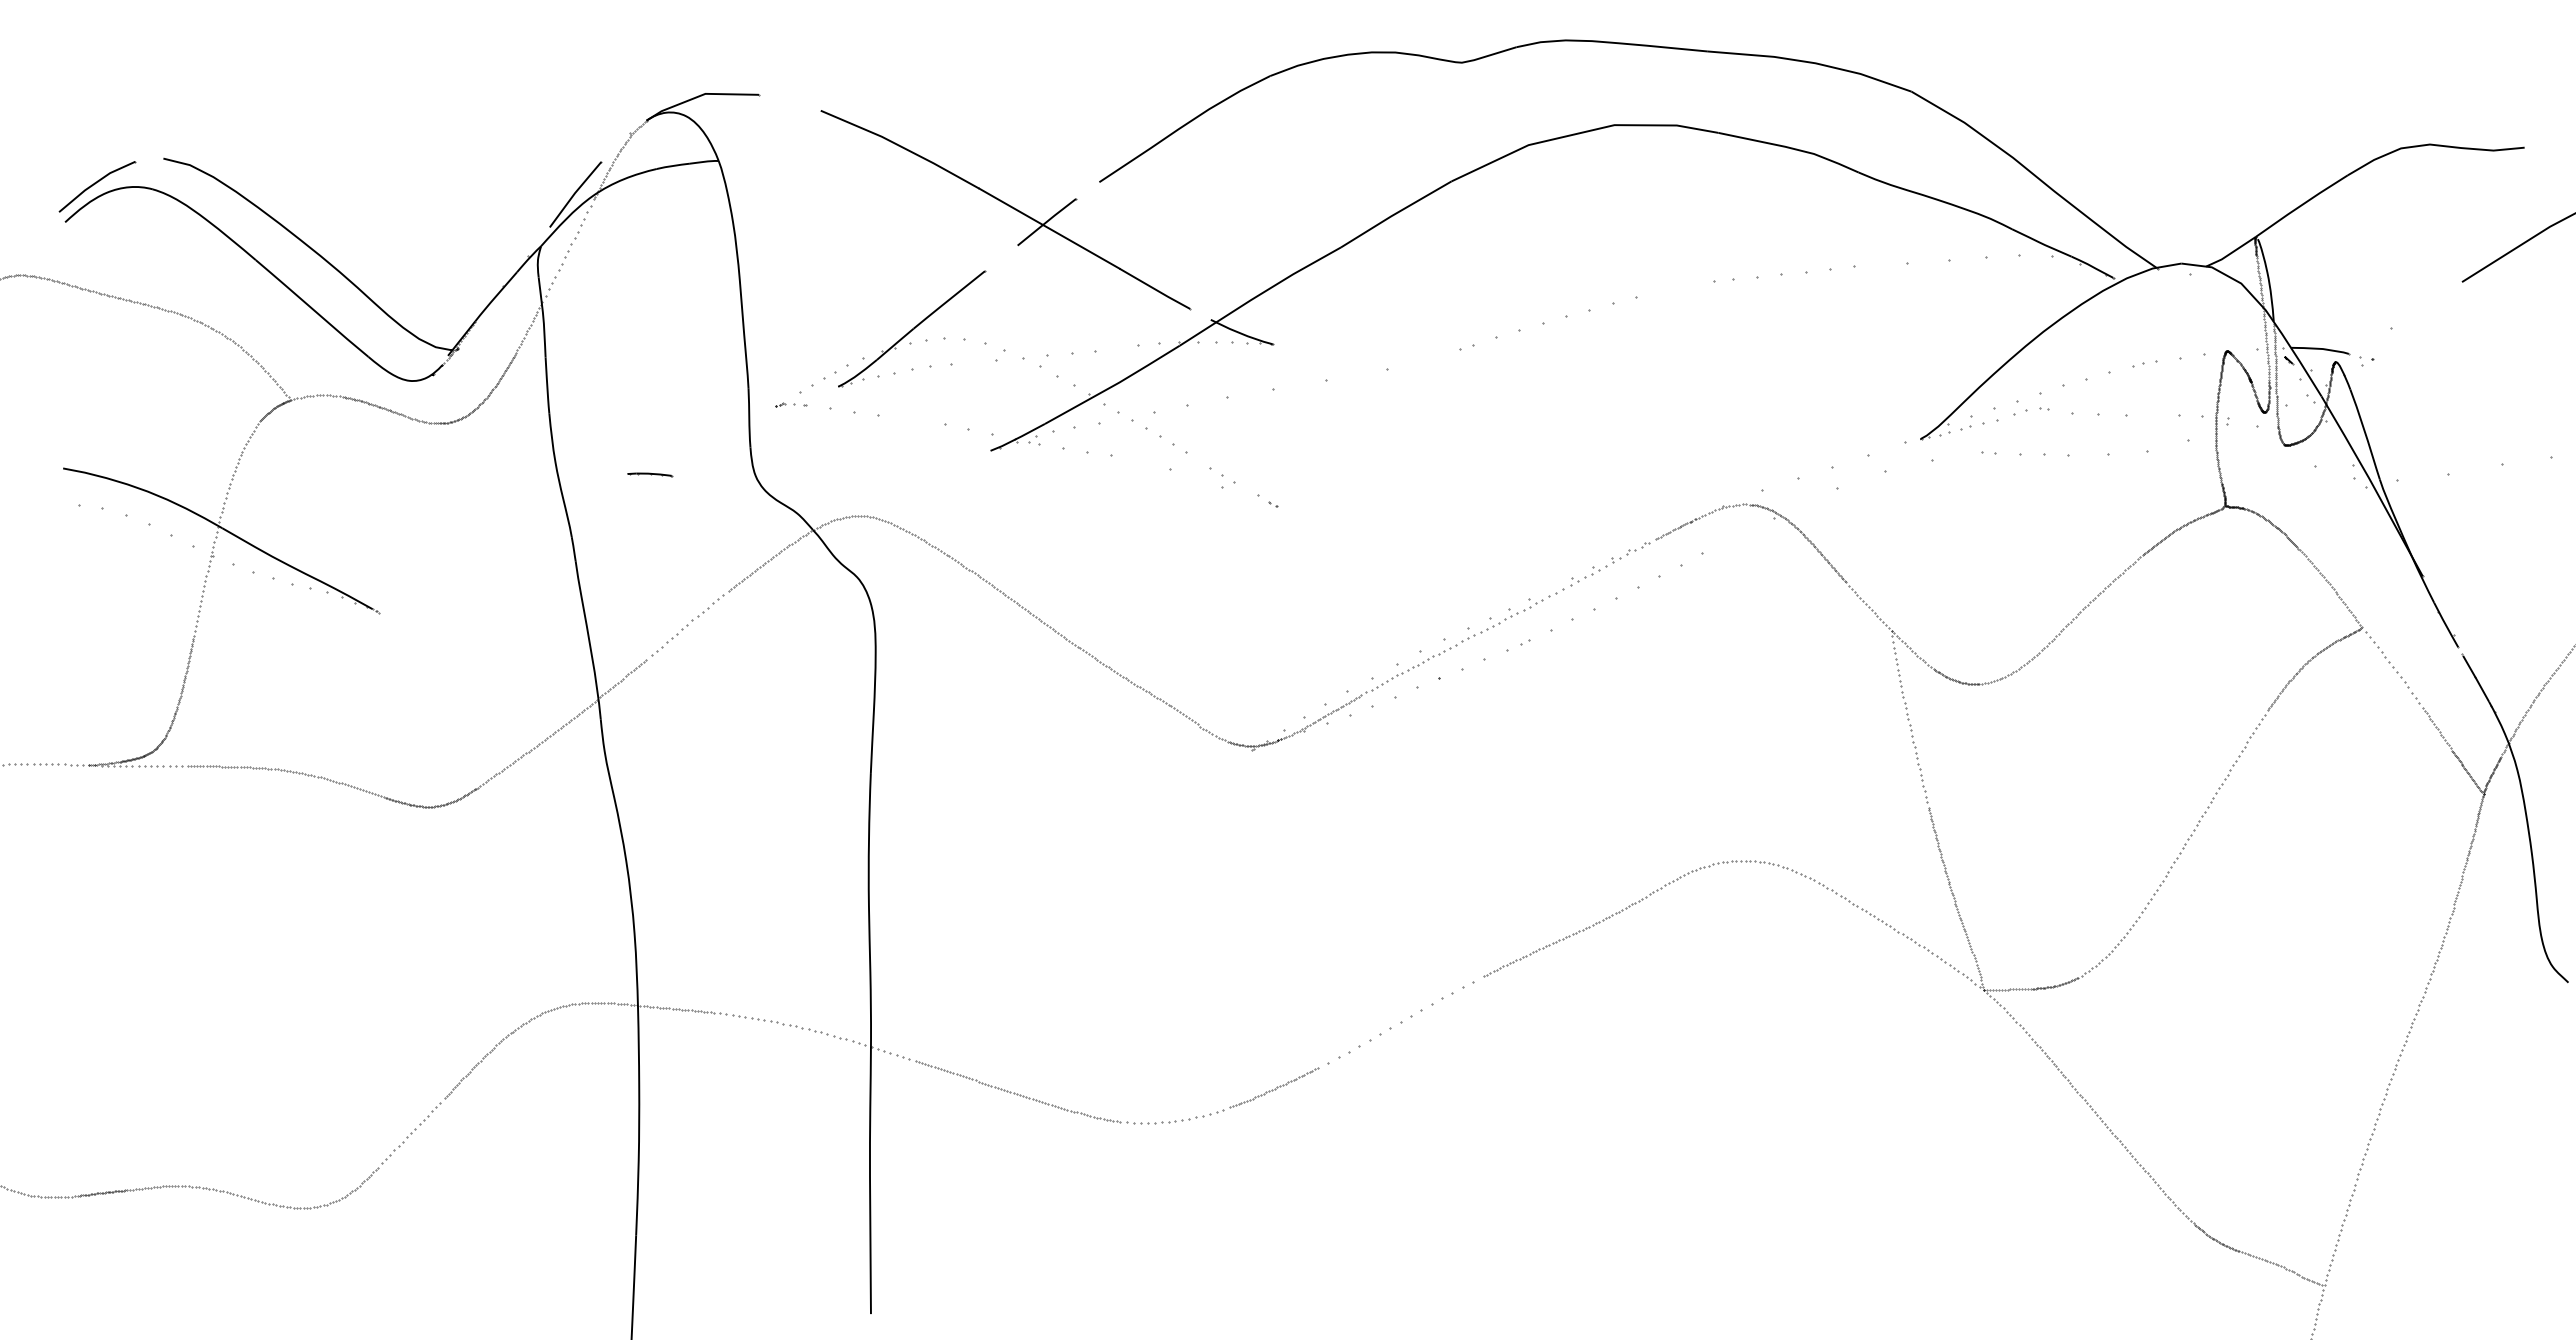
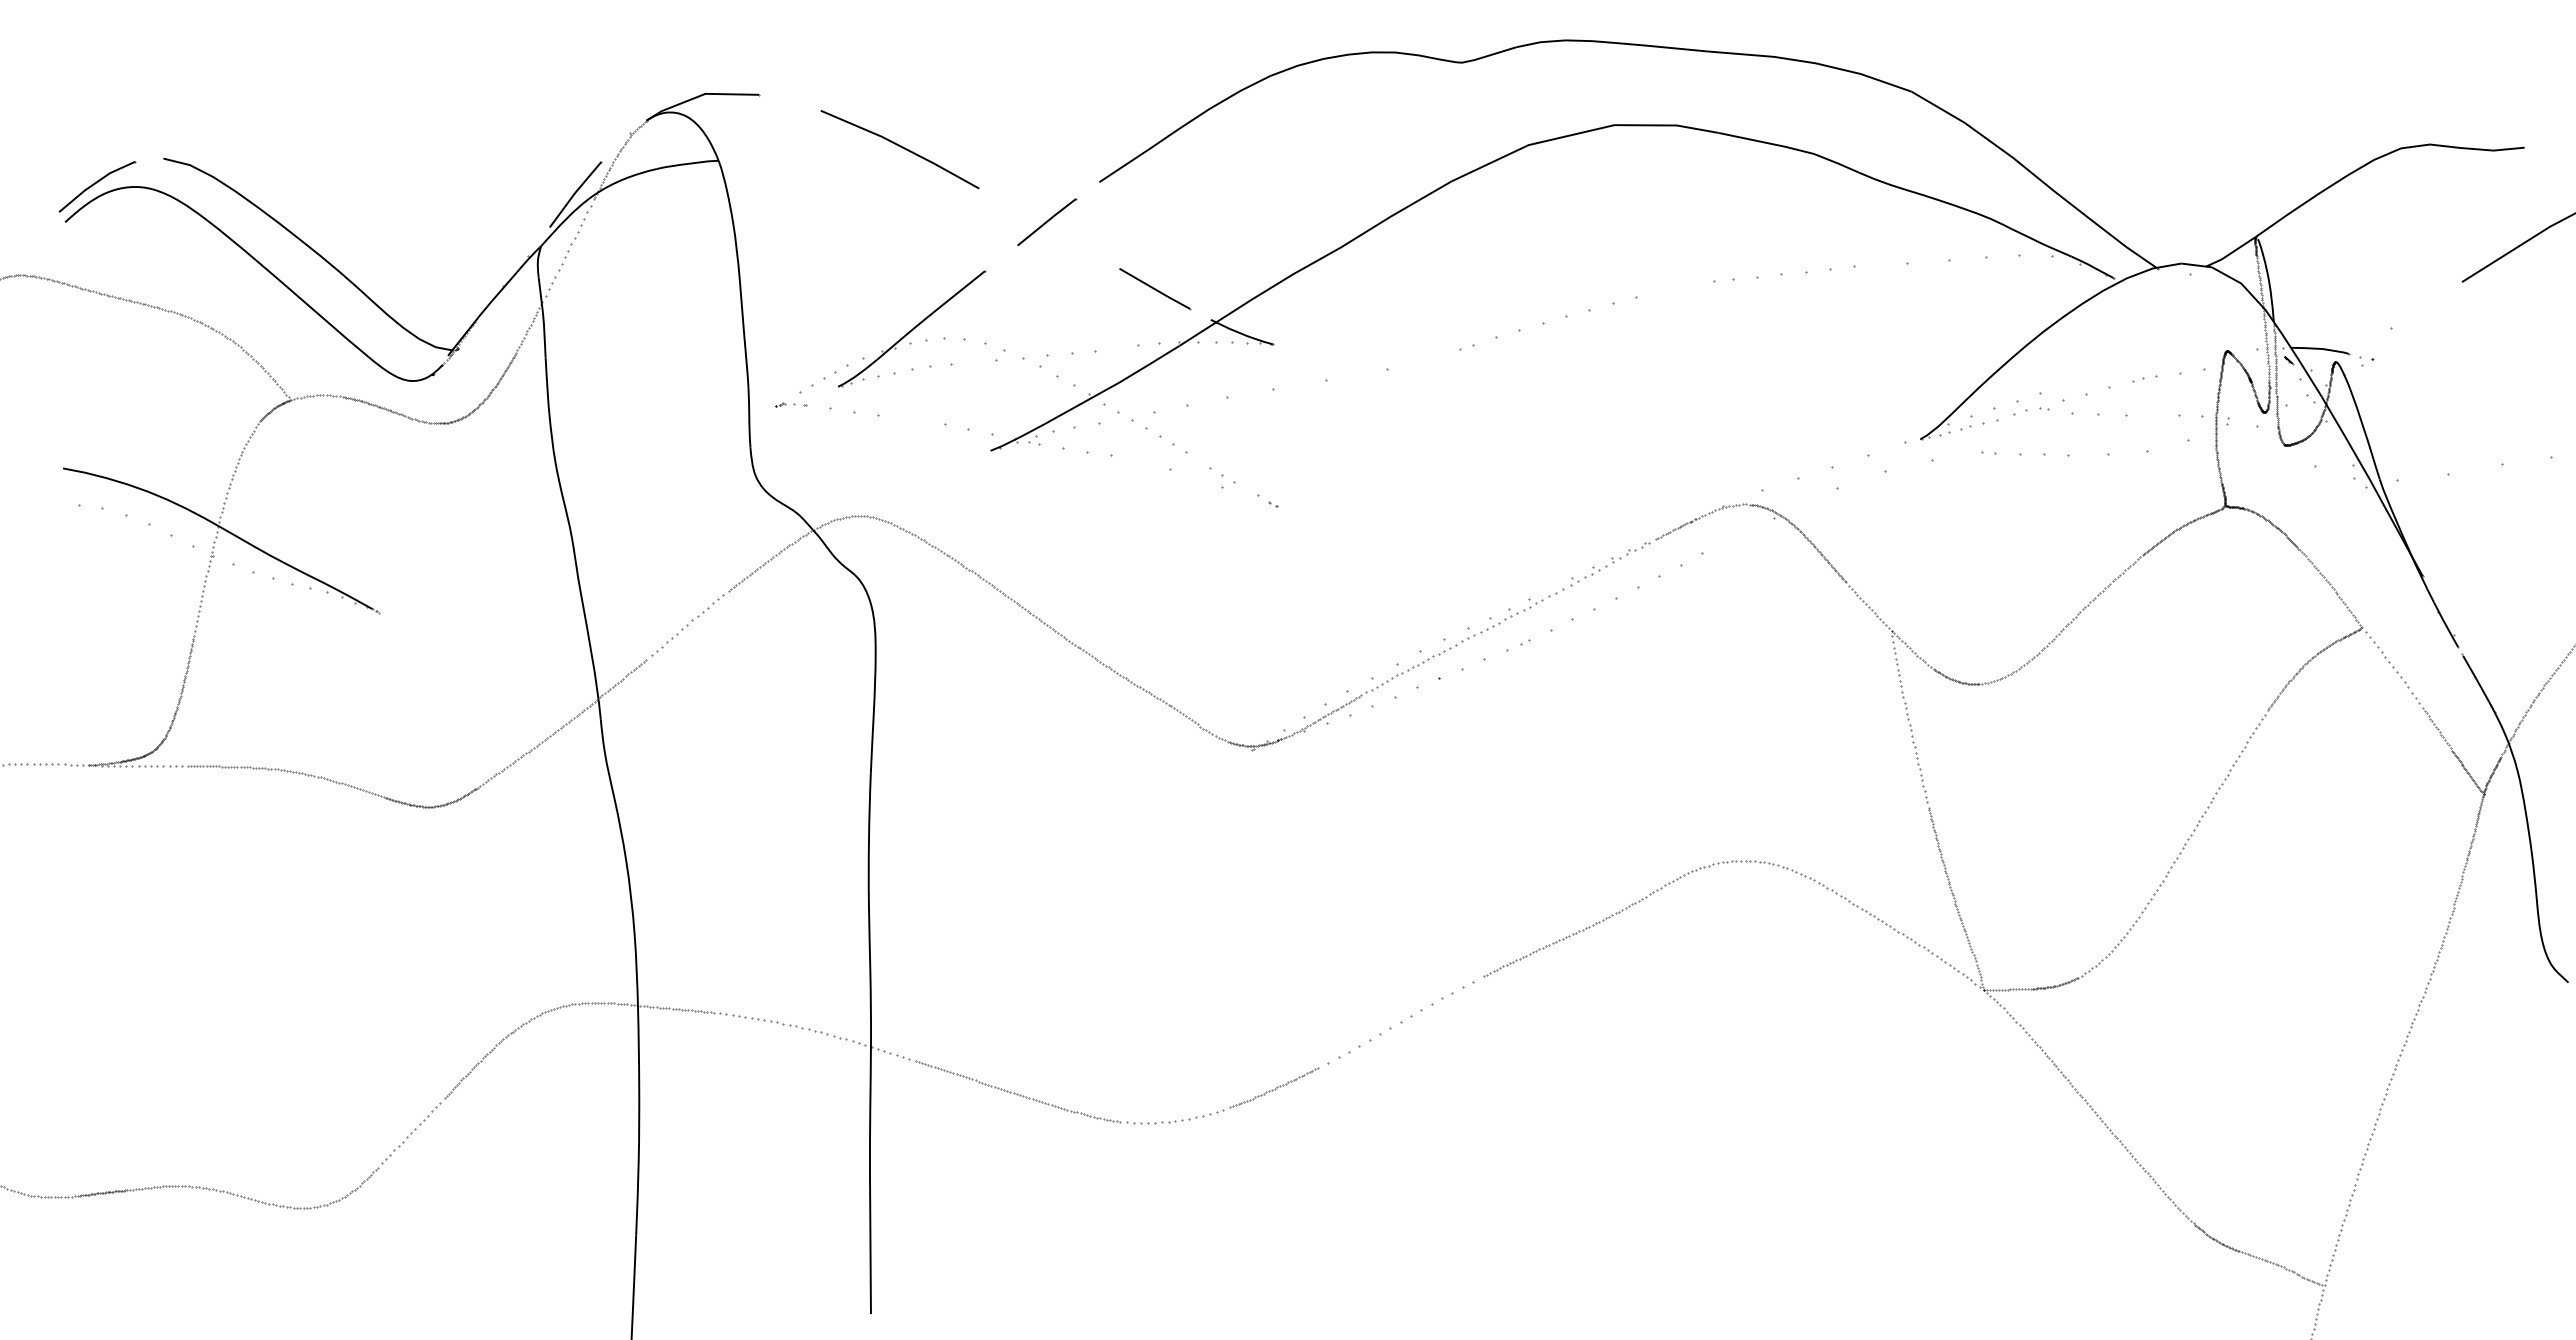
line: present -> none (1049, 228)
line position: (2133, 367) -> (2133, 382) (2133, 382)
part: present -> none (650, 474)
